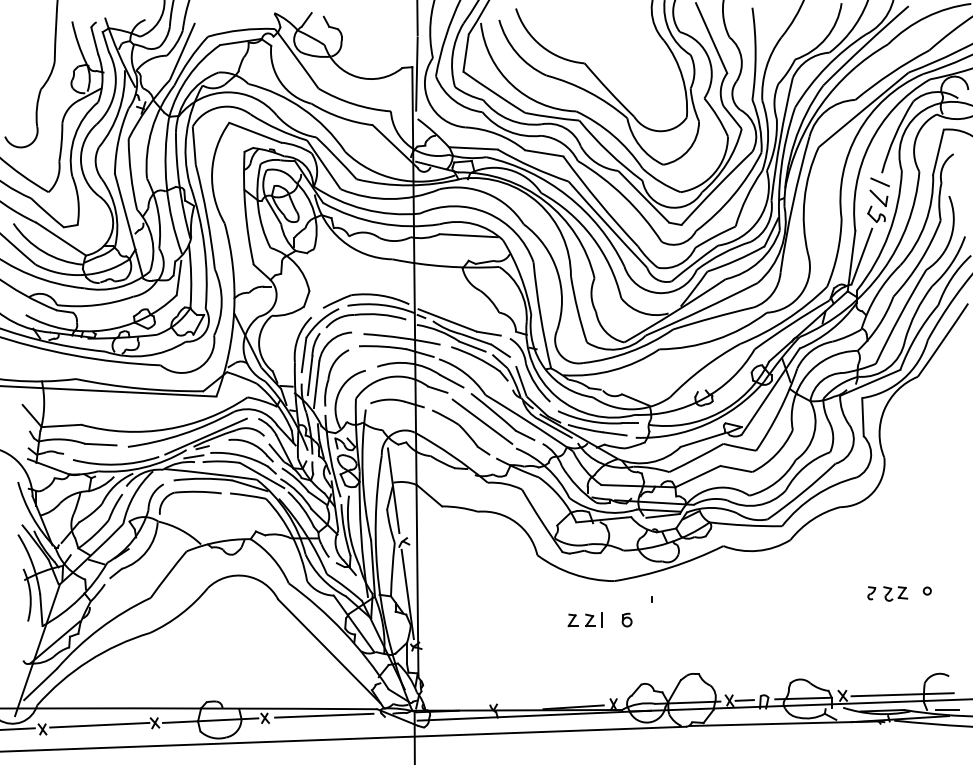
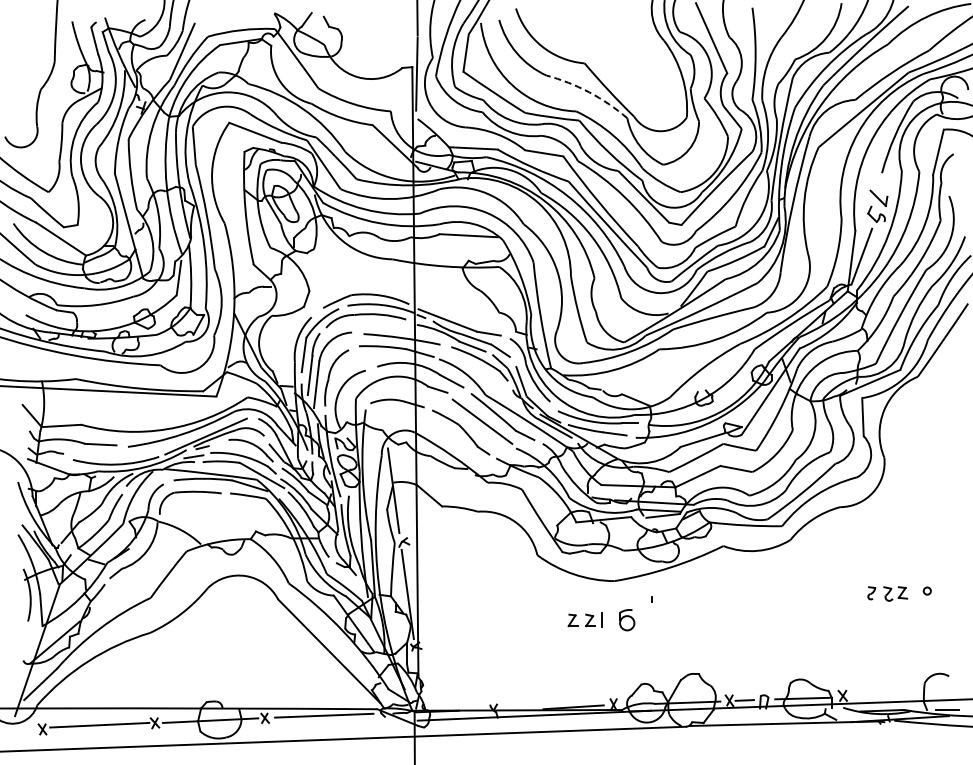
arc: solid -> dashed (589, 92)
line: present -> none (879, 182)
part size: 12x16 px -> 17x23 px (627, 620)
line: present -> none (902, 694)
line: present -> none (18, 728)
